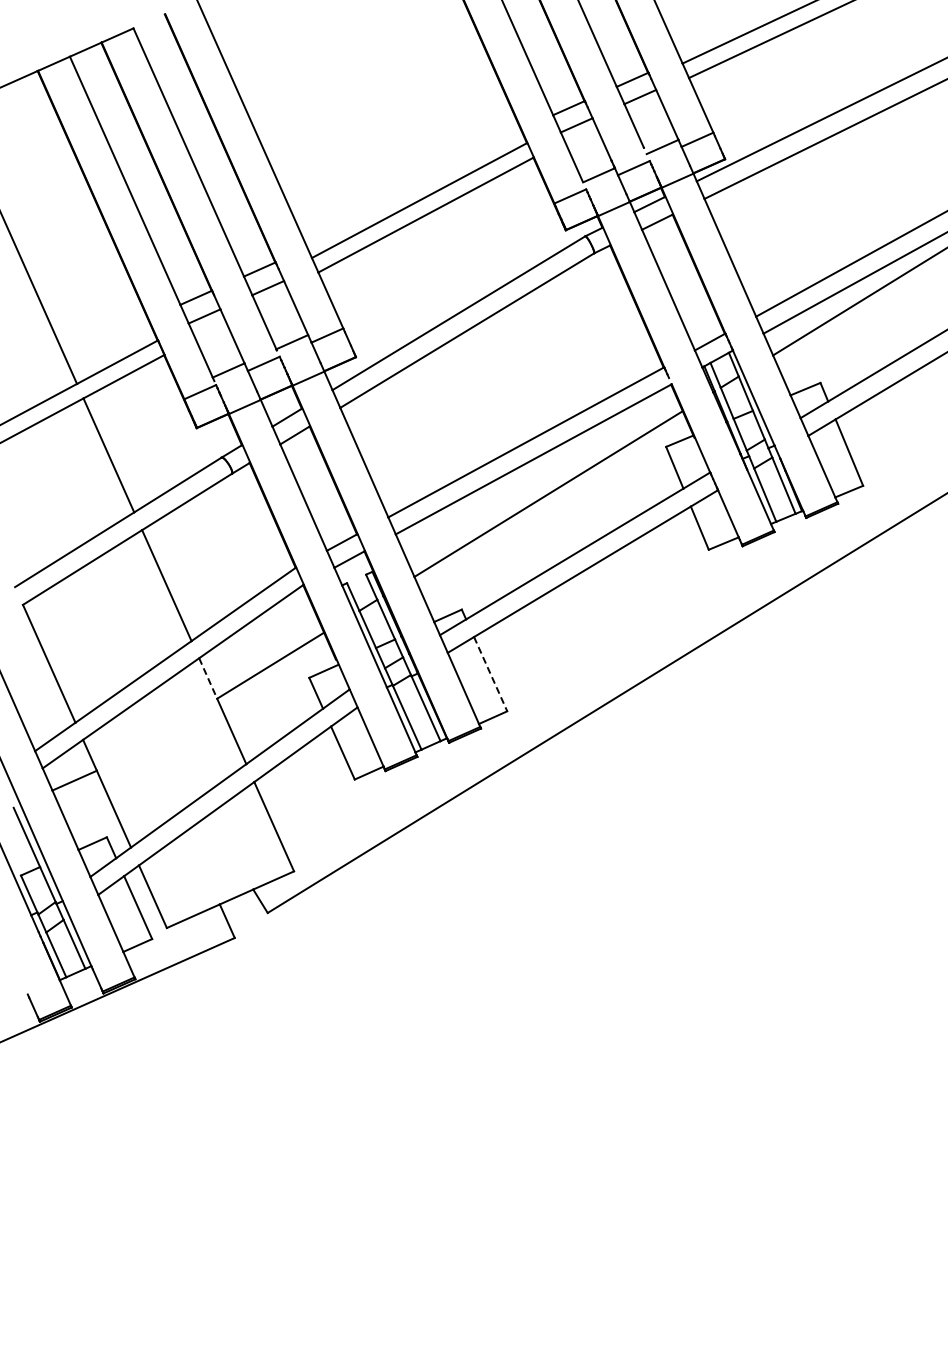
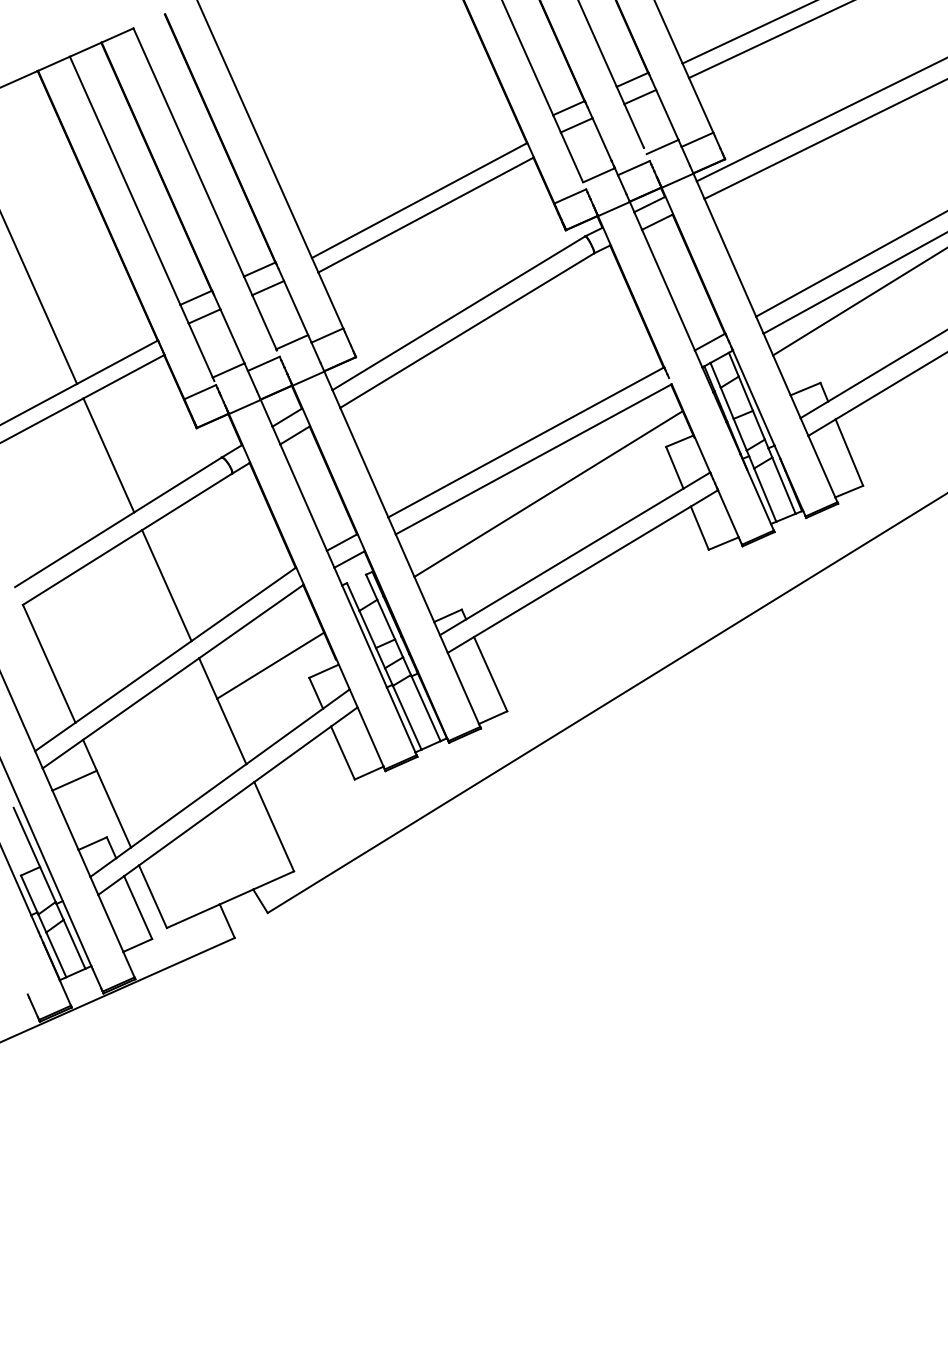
line: dashed -> solid (490, 674)
line: dashed -> solid (208, 678)
